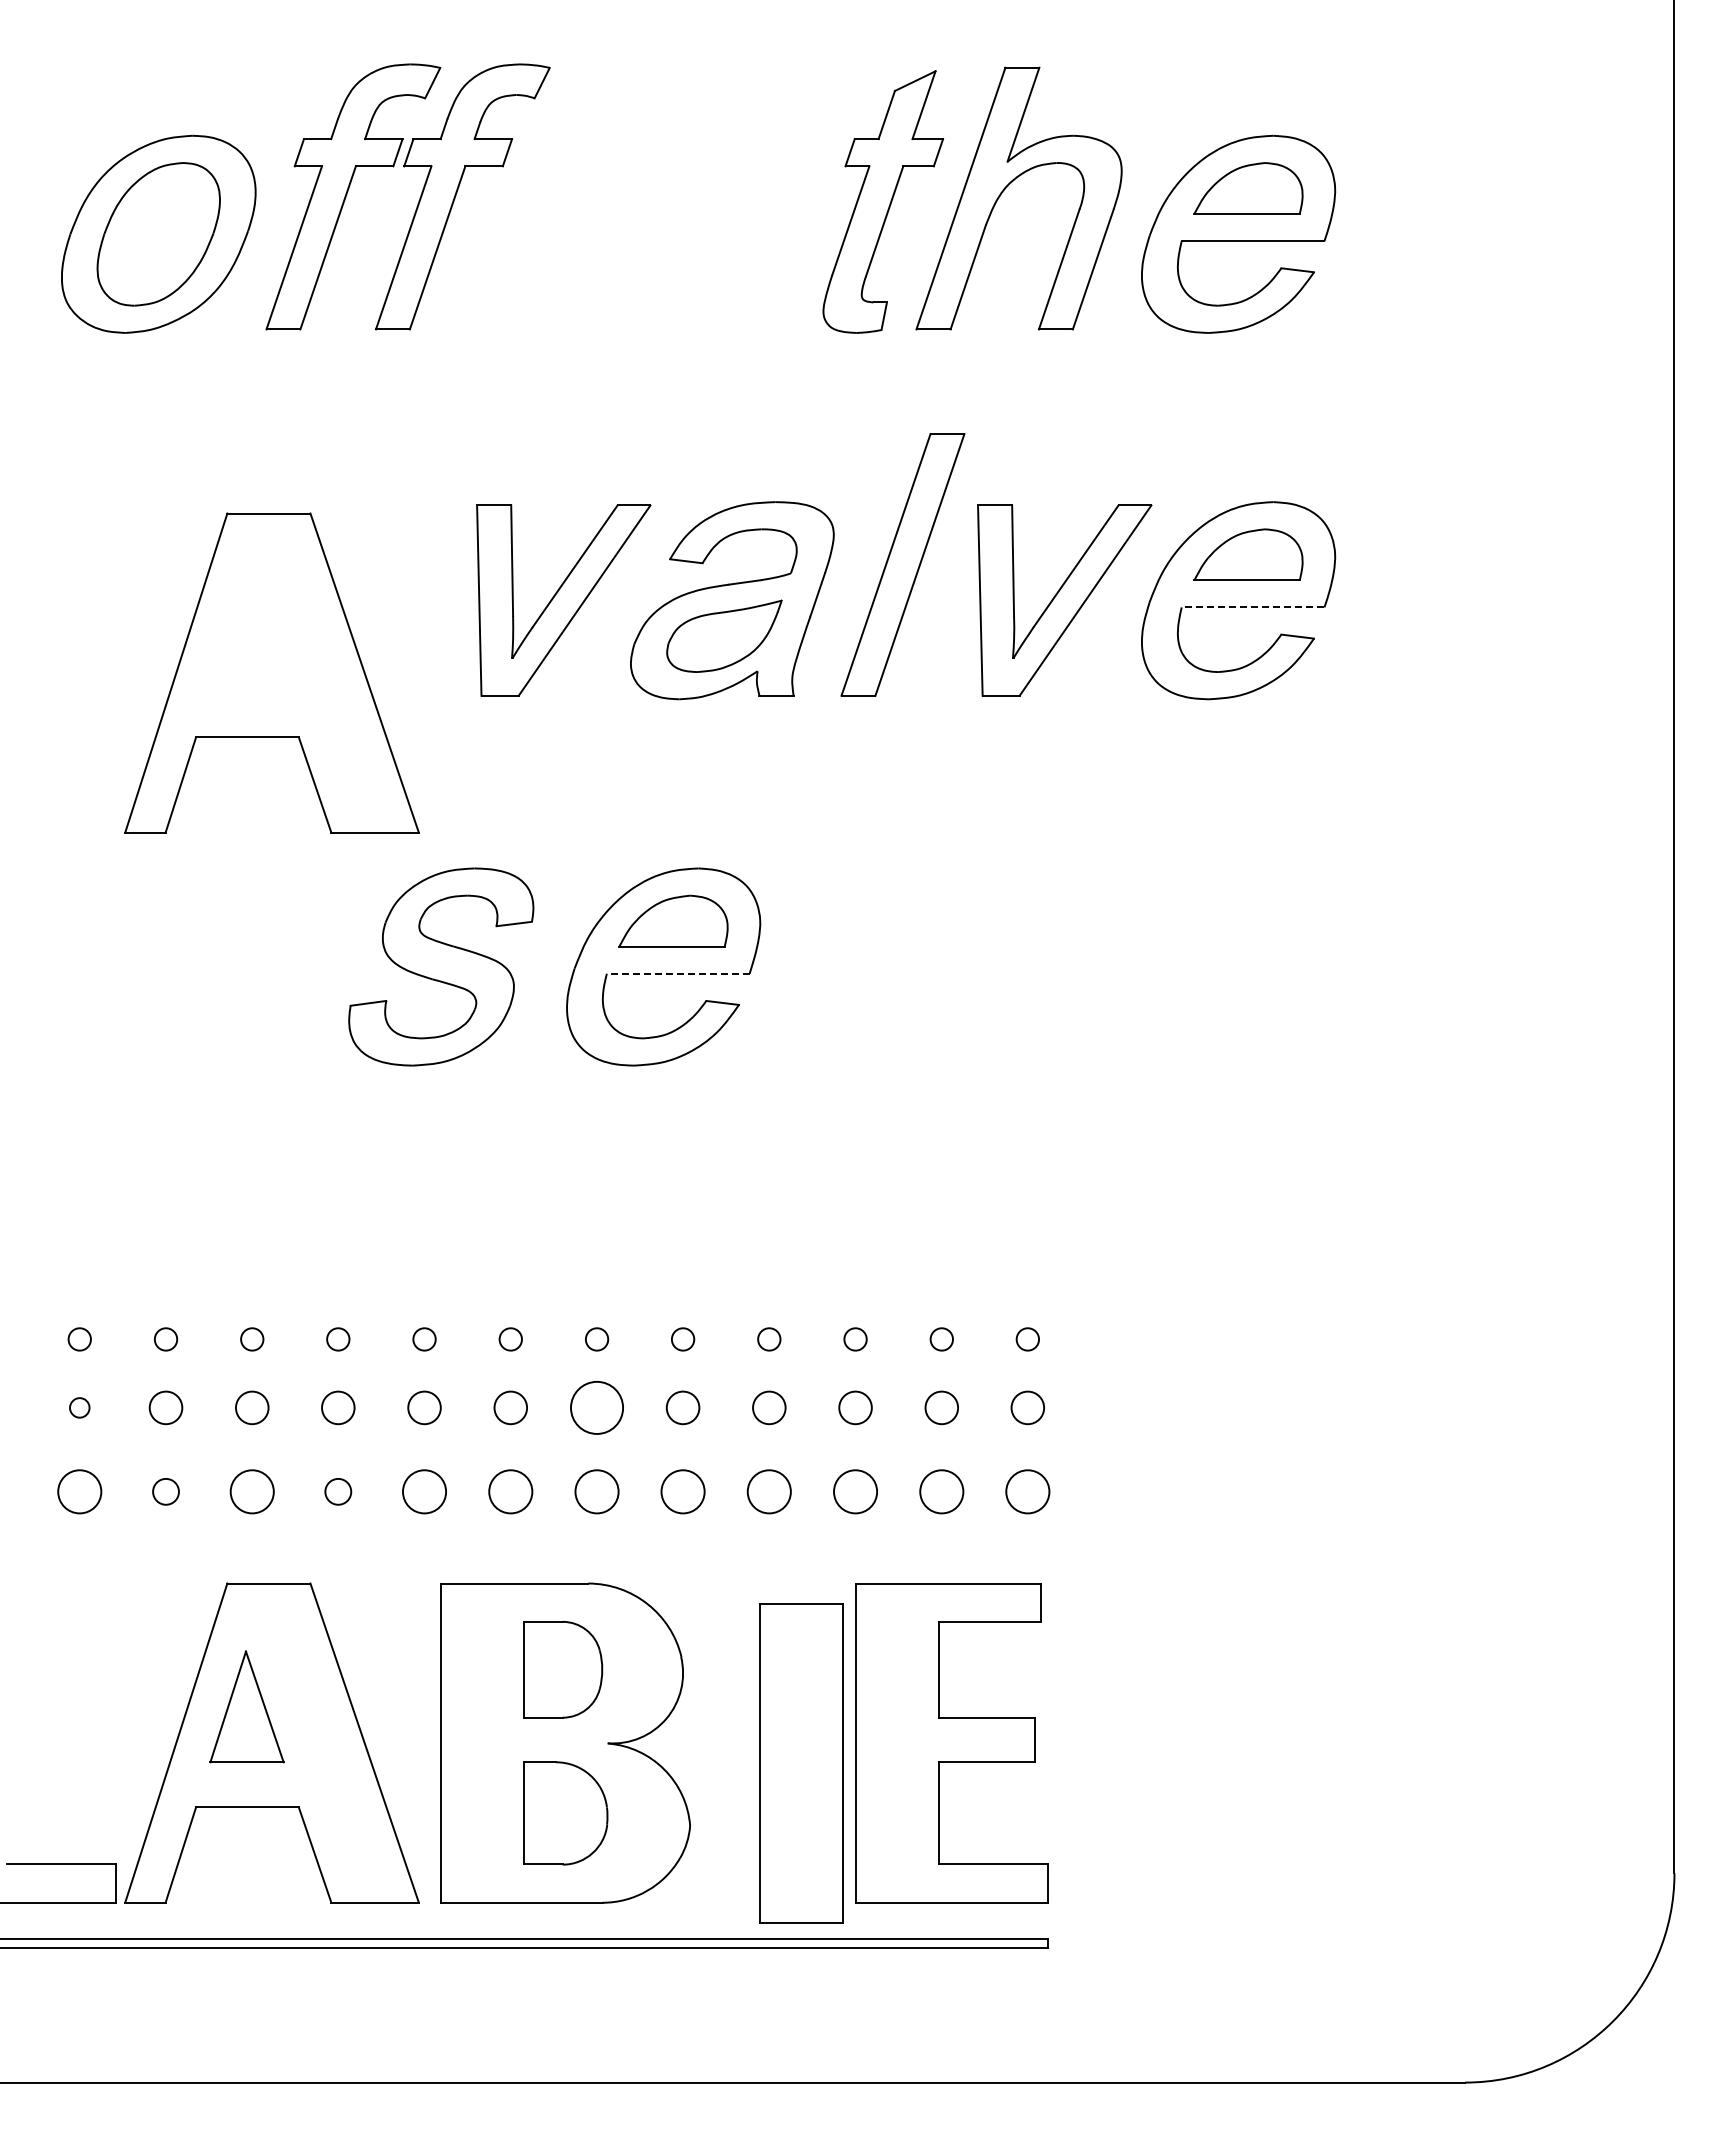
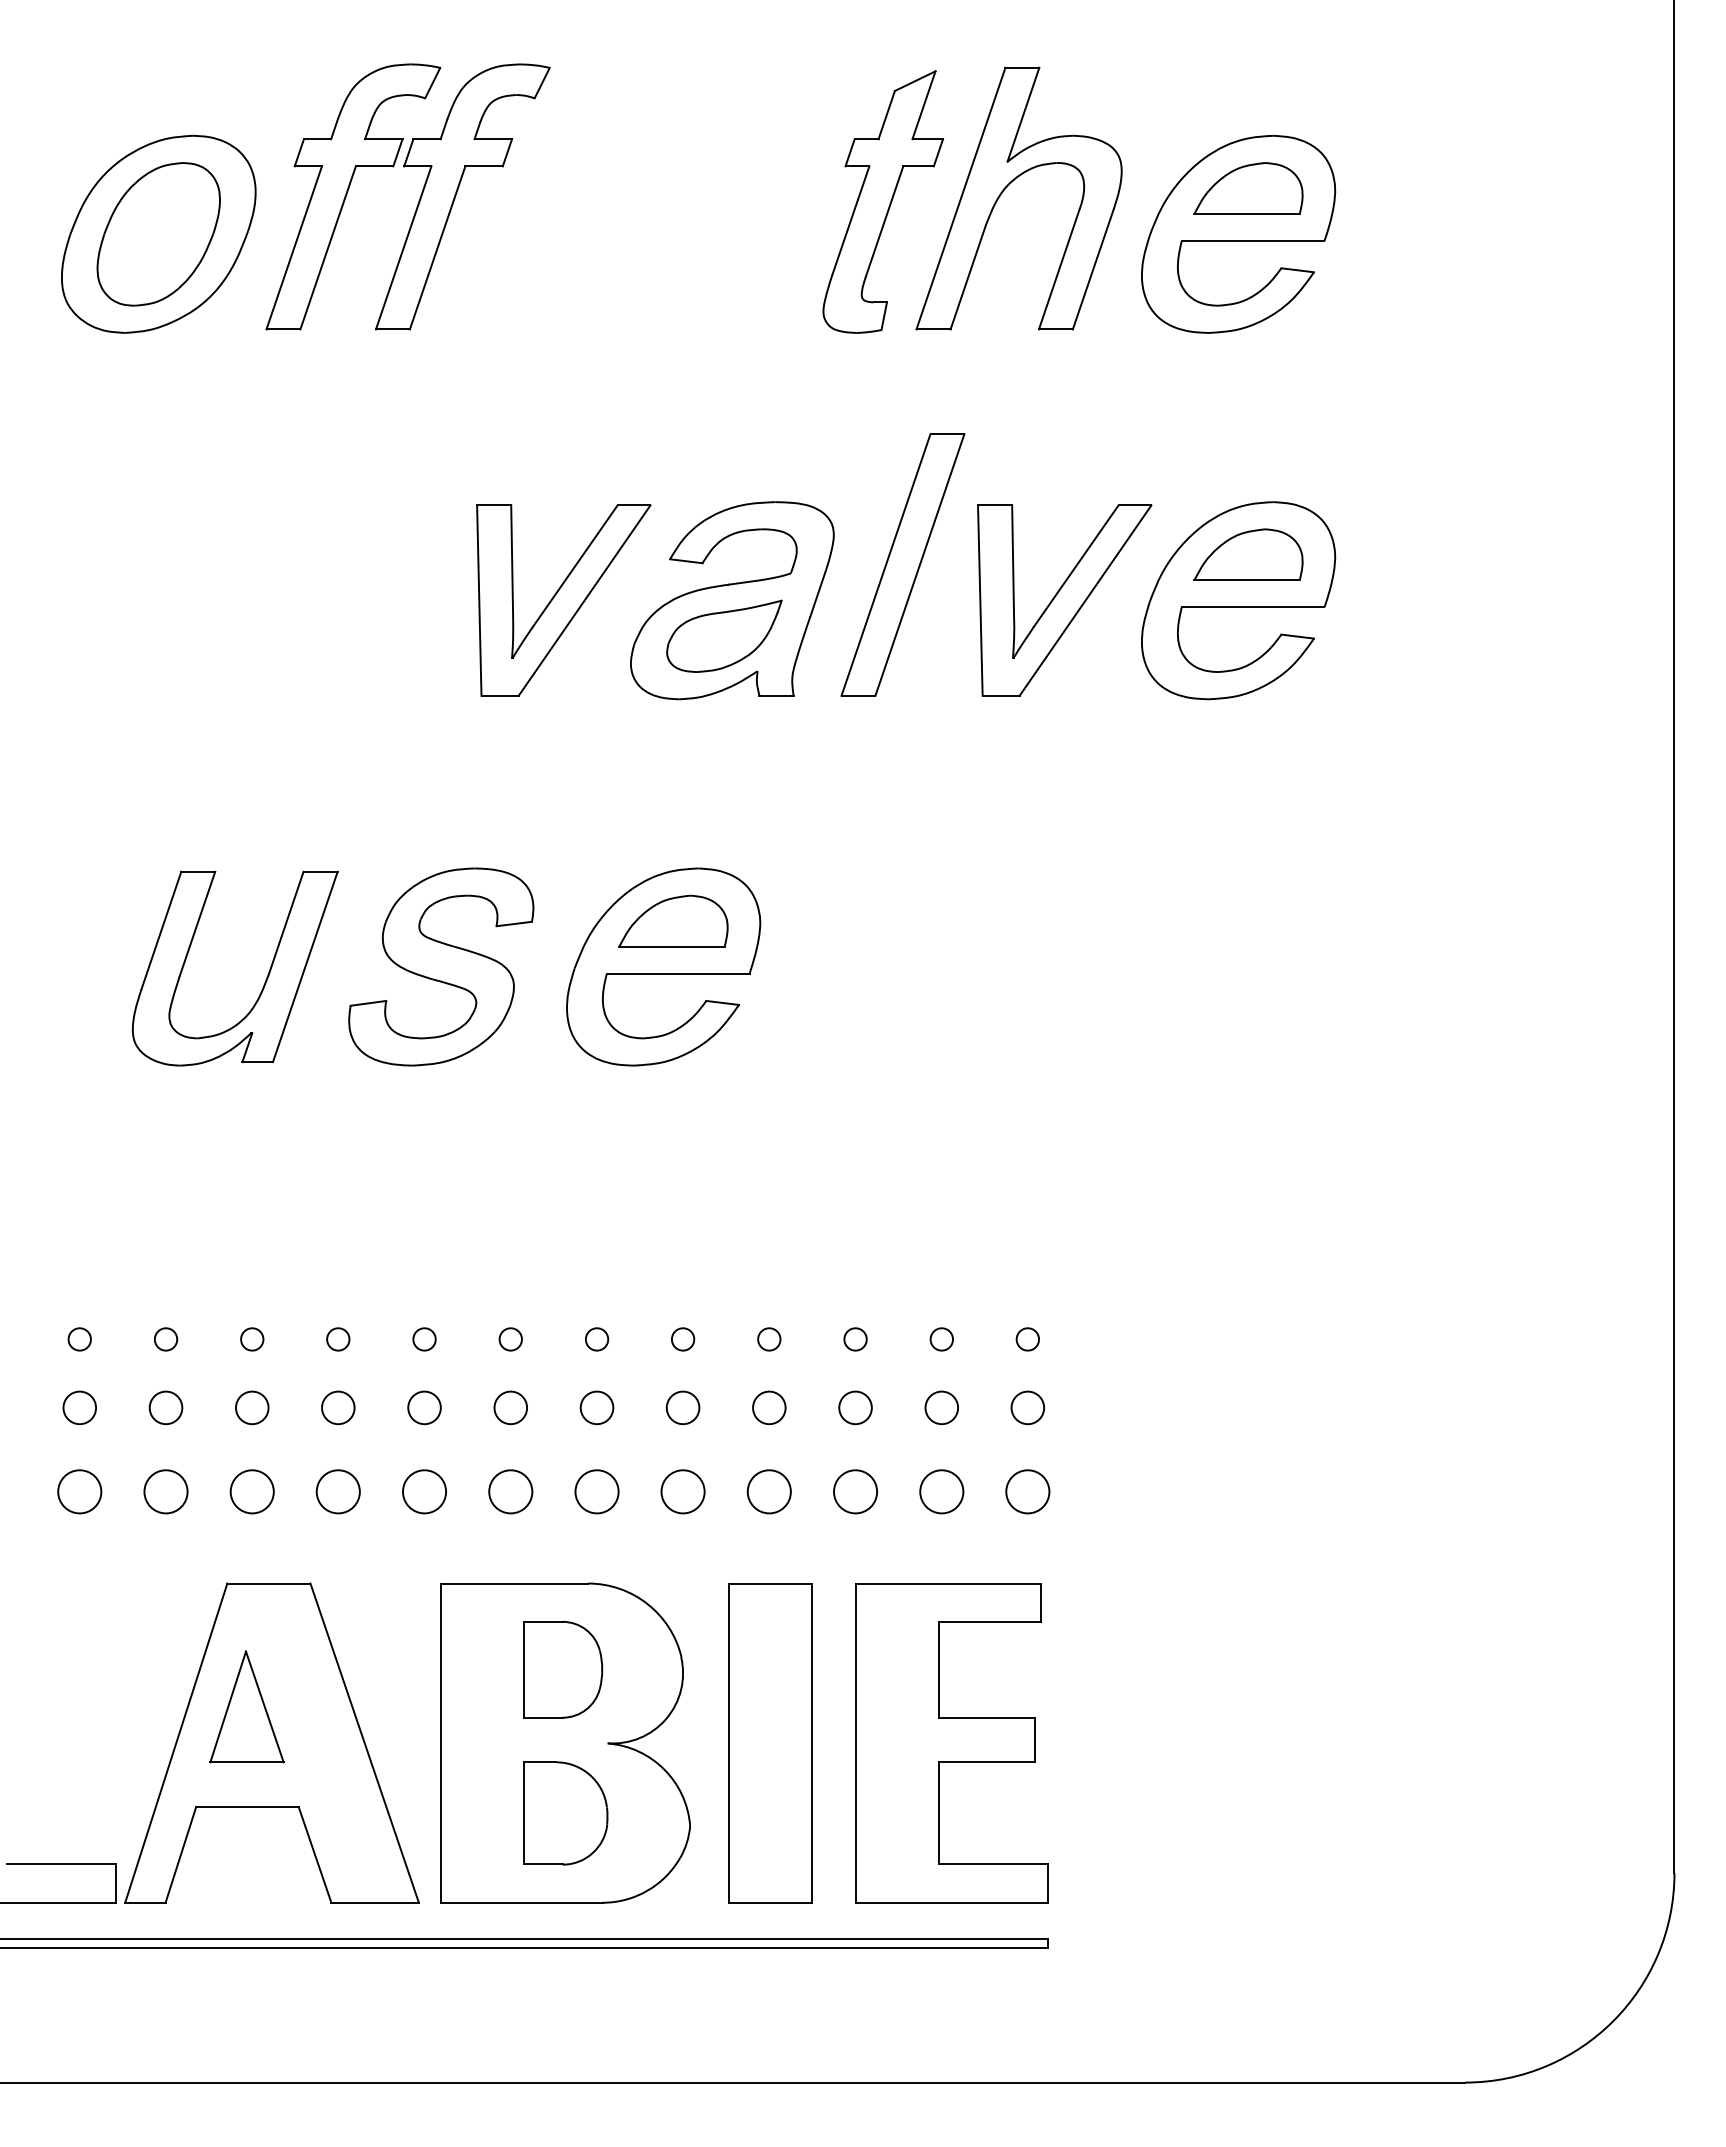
line: dashed -> solid (1252, 607)
part: present -> none (271, 672)
line: dashed -> solid (677, 973)
part: none -> present (265, 979)
circle diameter: 20 px -> 33 px (79, 1407)
circle diameter: 52 px -> 33 px (596, 1407)
circle diameter: 26 px -> 43 px (165, 1491)
circle diameter: 26 px -> 43 px (337, 1491)
part position: (801, 1763) -> (770, 1743) (770, 1743)
